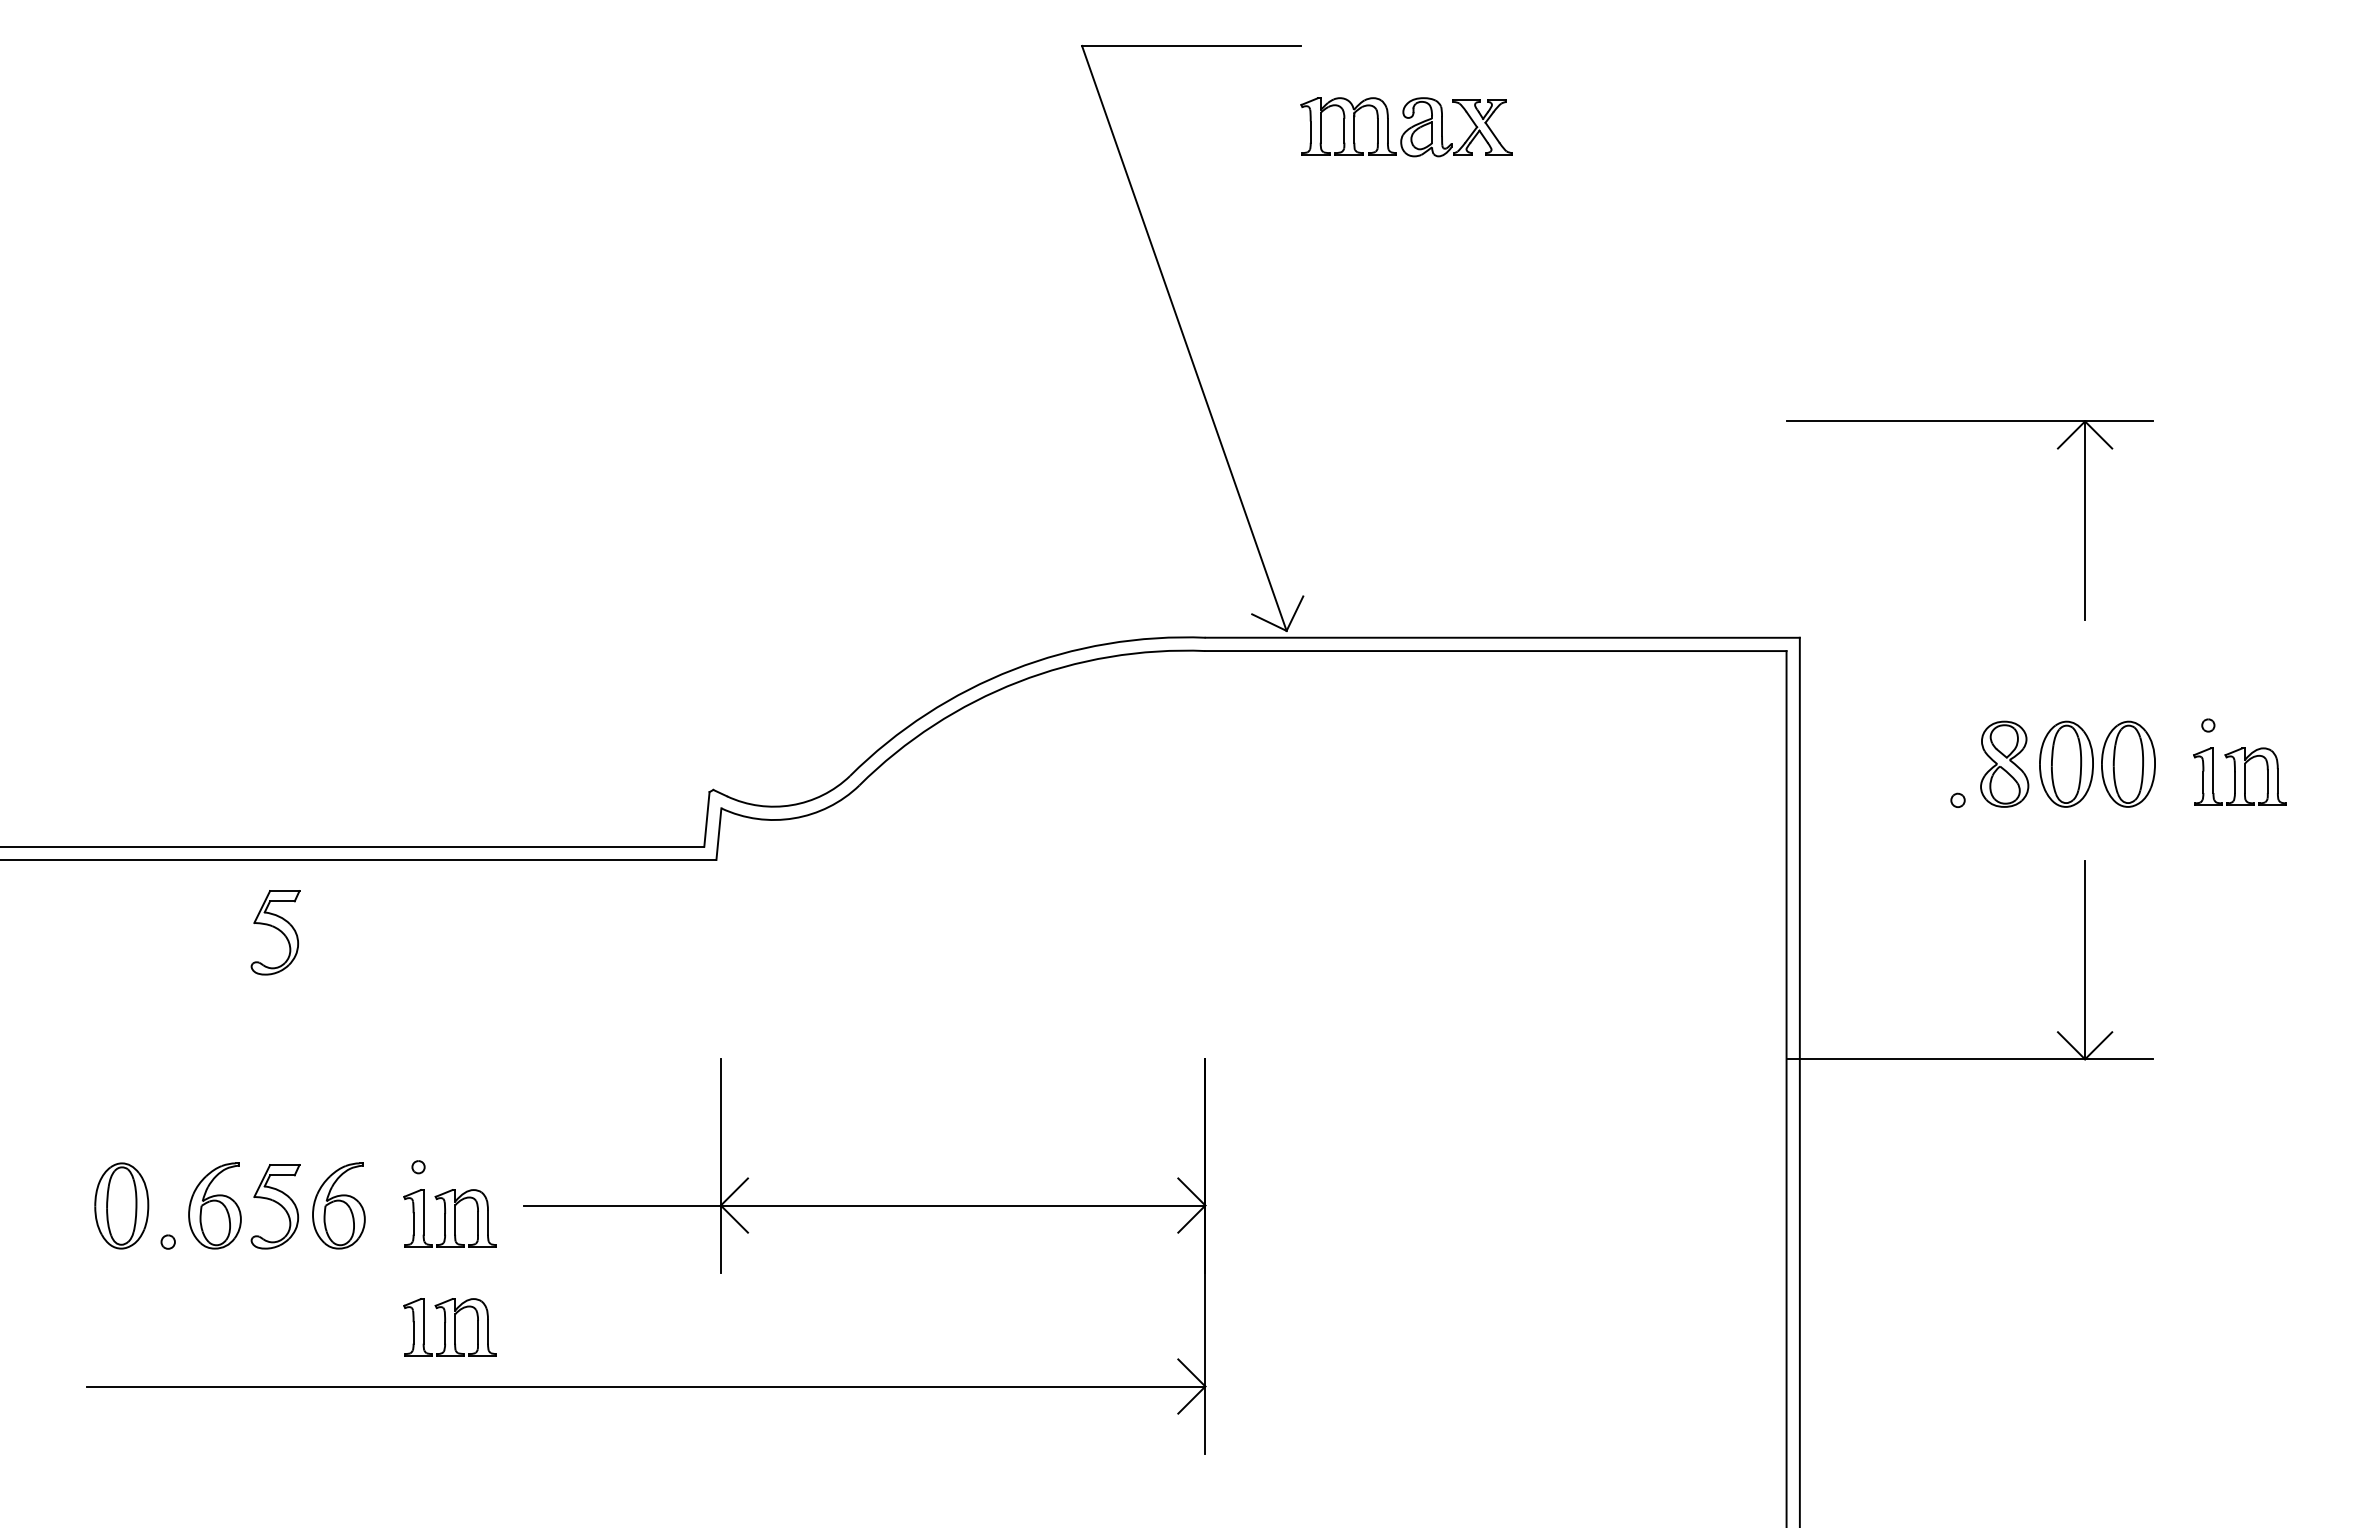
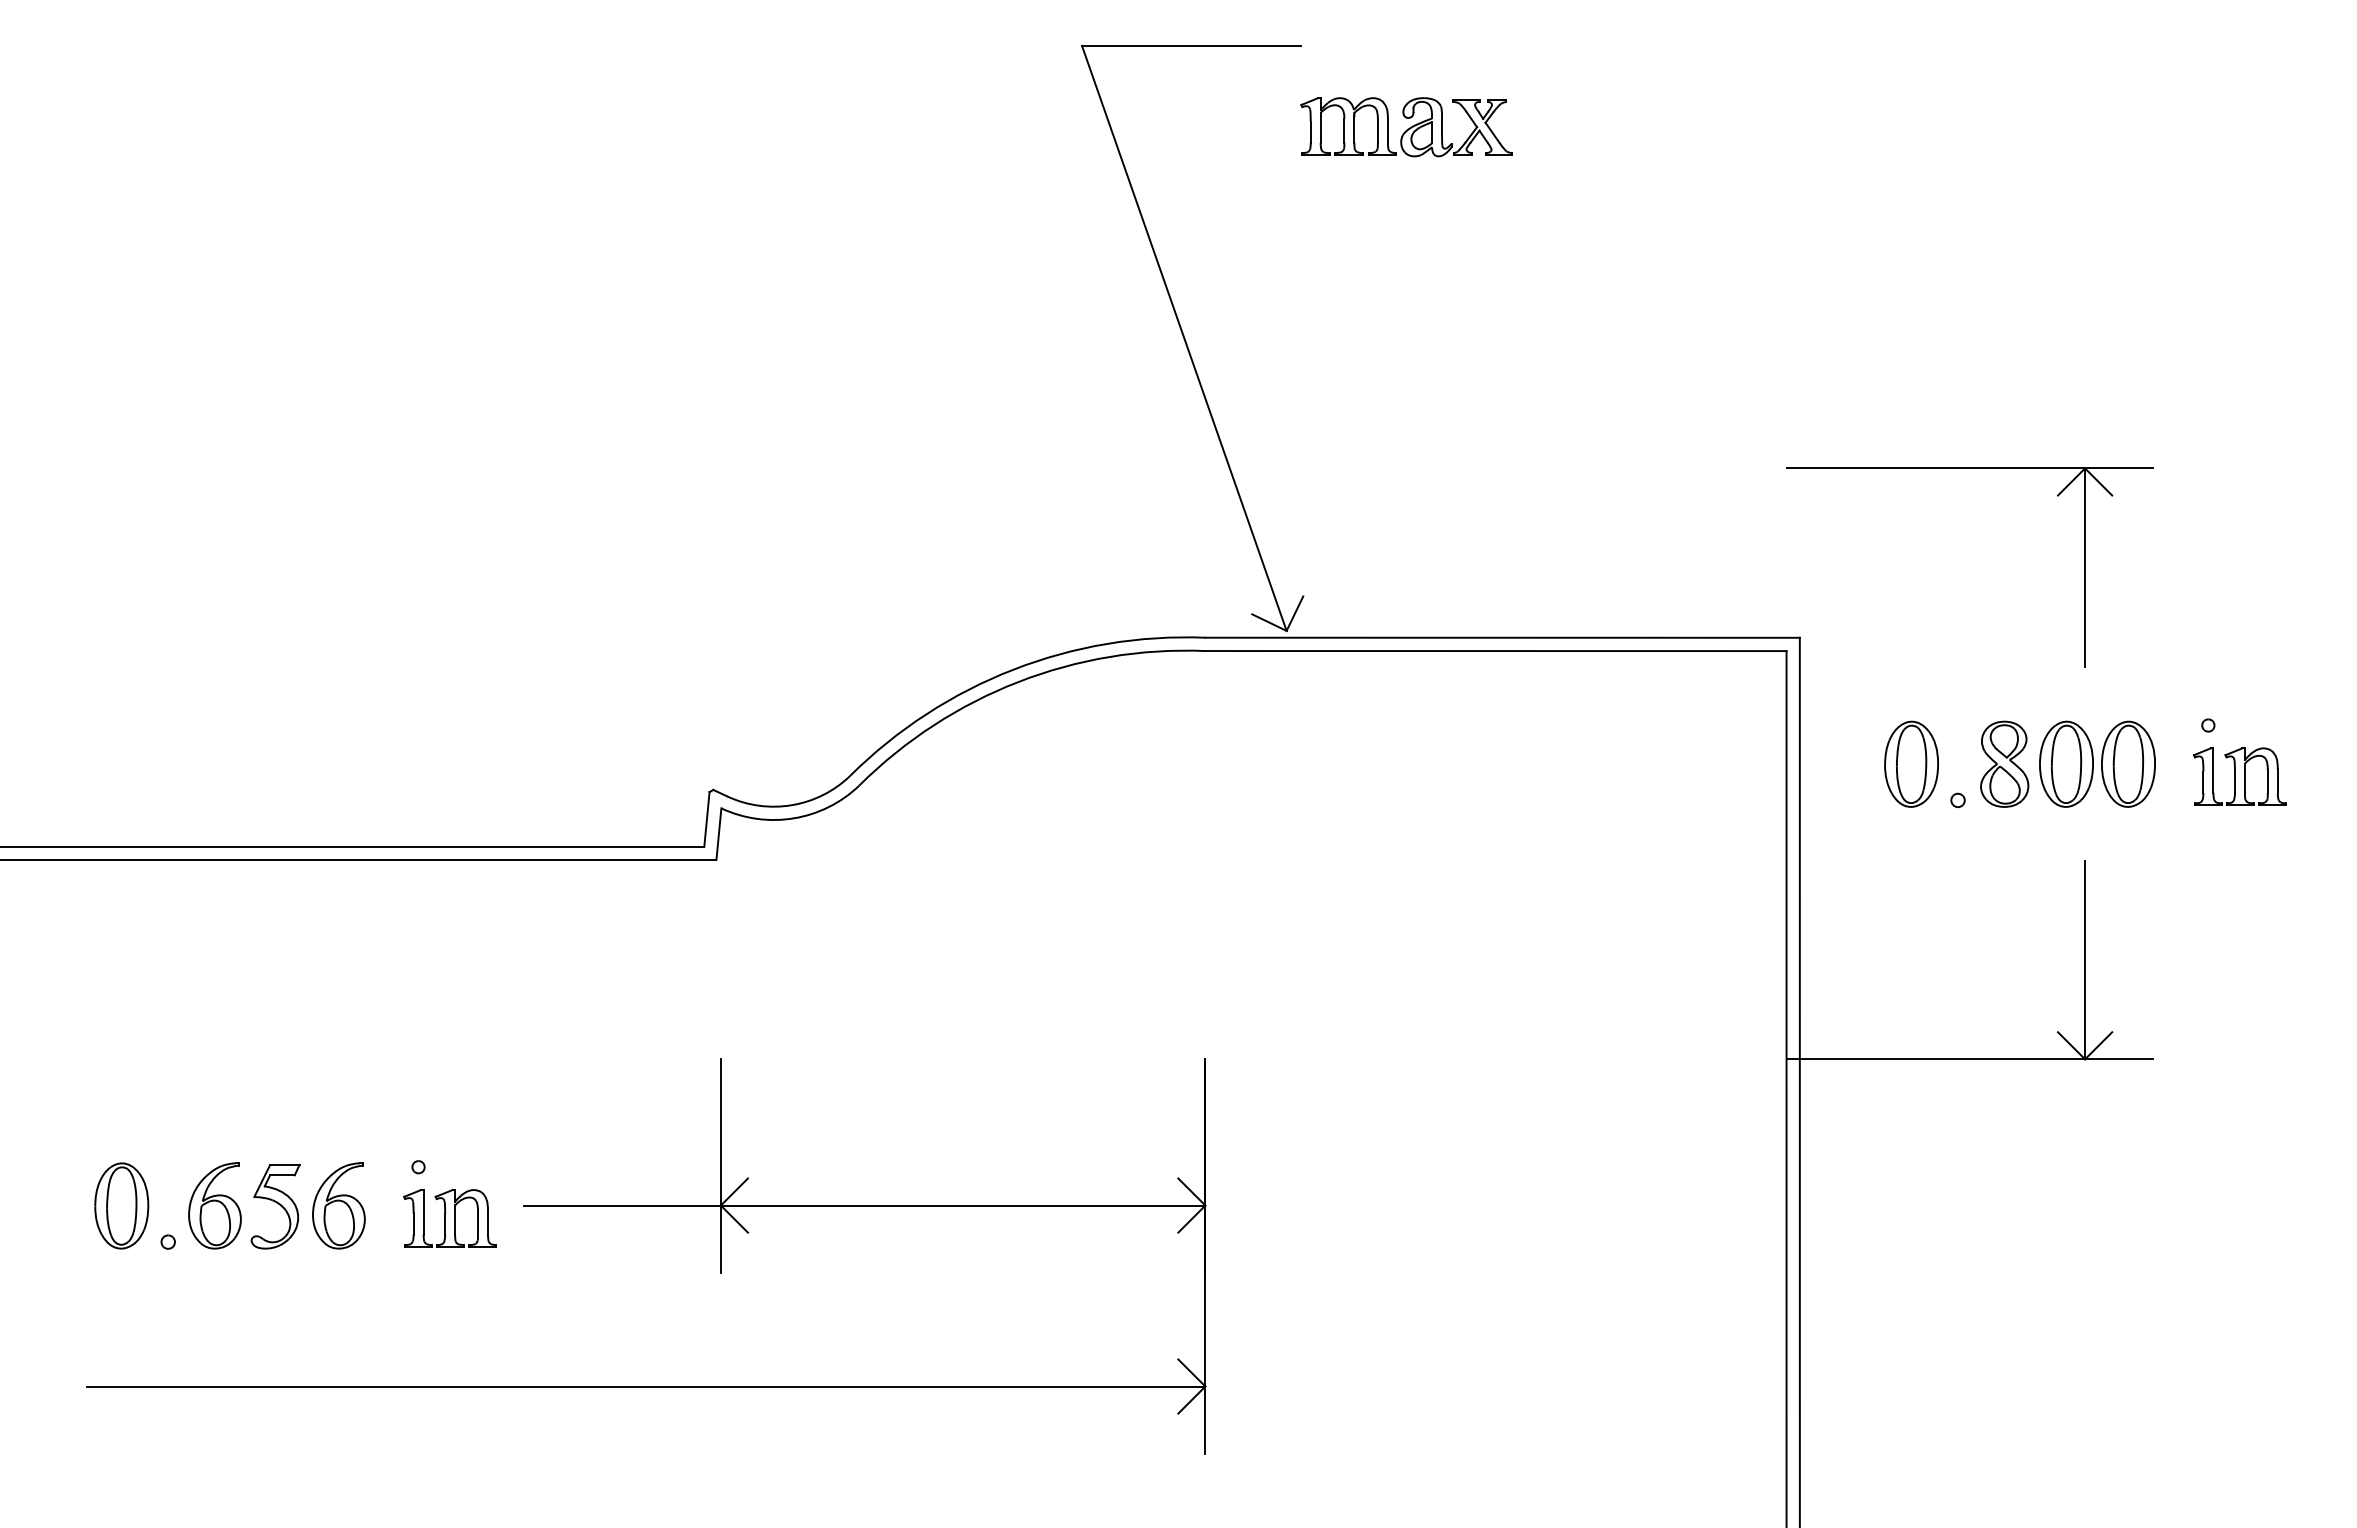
part position: (1969, 421) -> (1969, 468) (1969, 468)
part: none -> present (1911, 763)
part: present -> none (275, 932)
part: present -> none (449, 1327)
